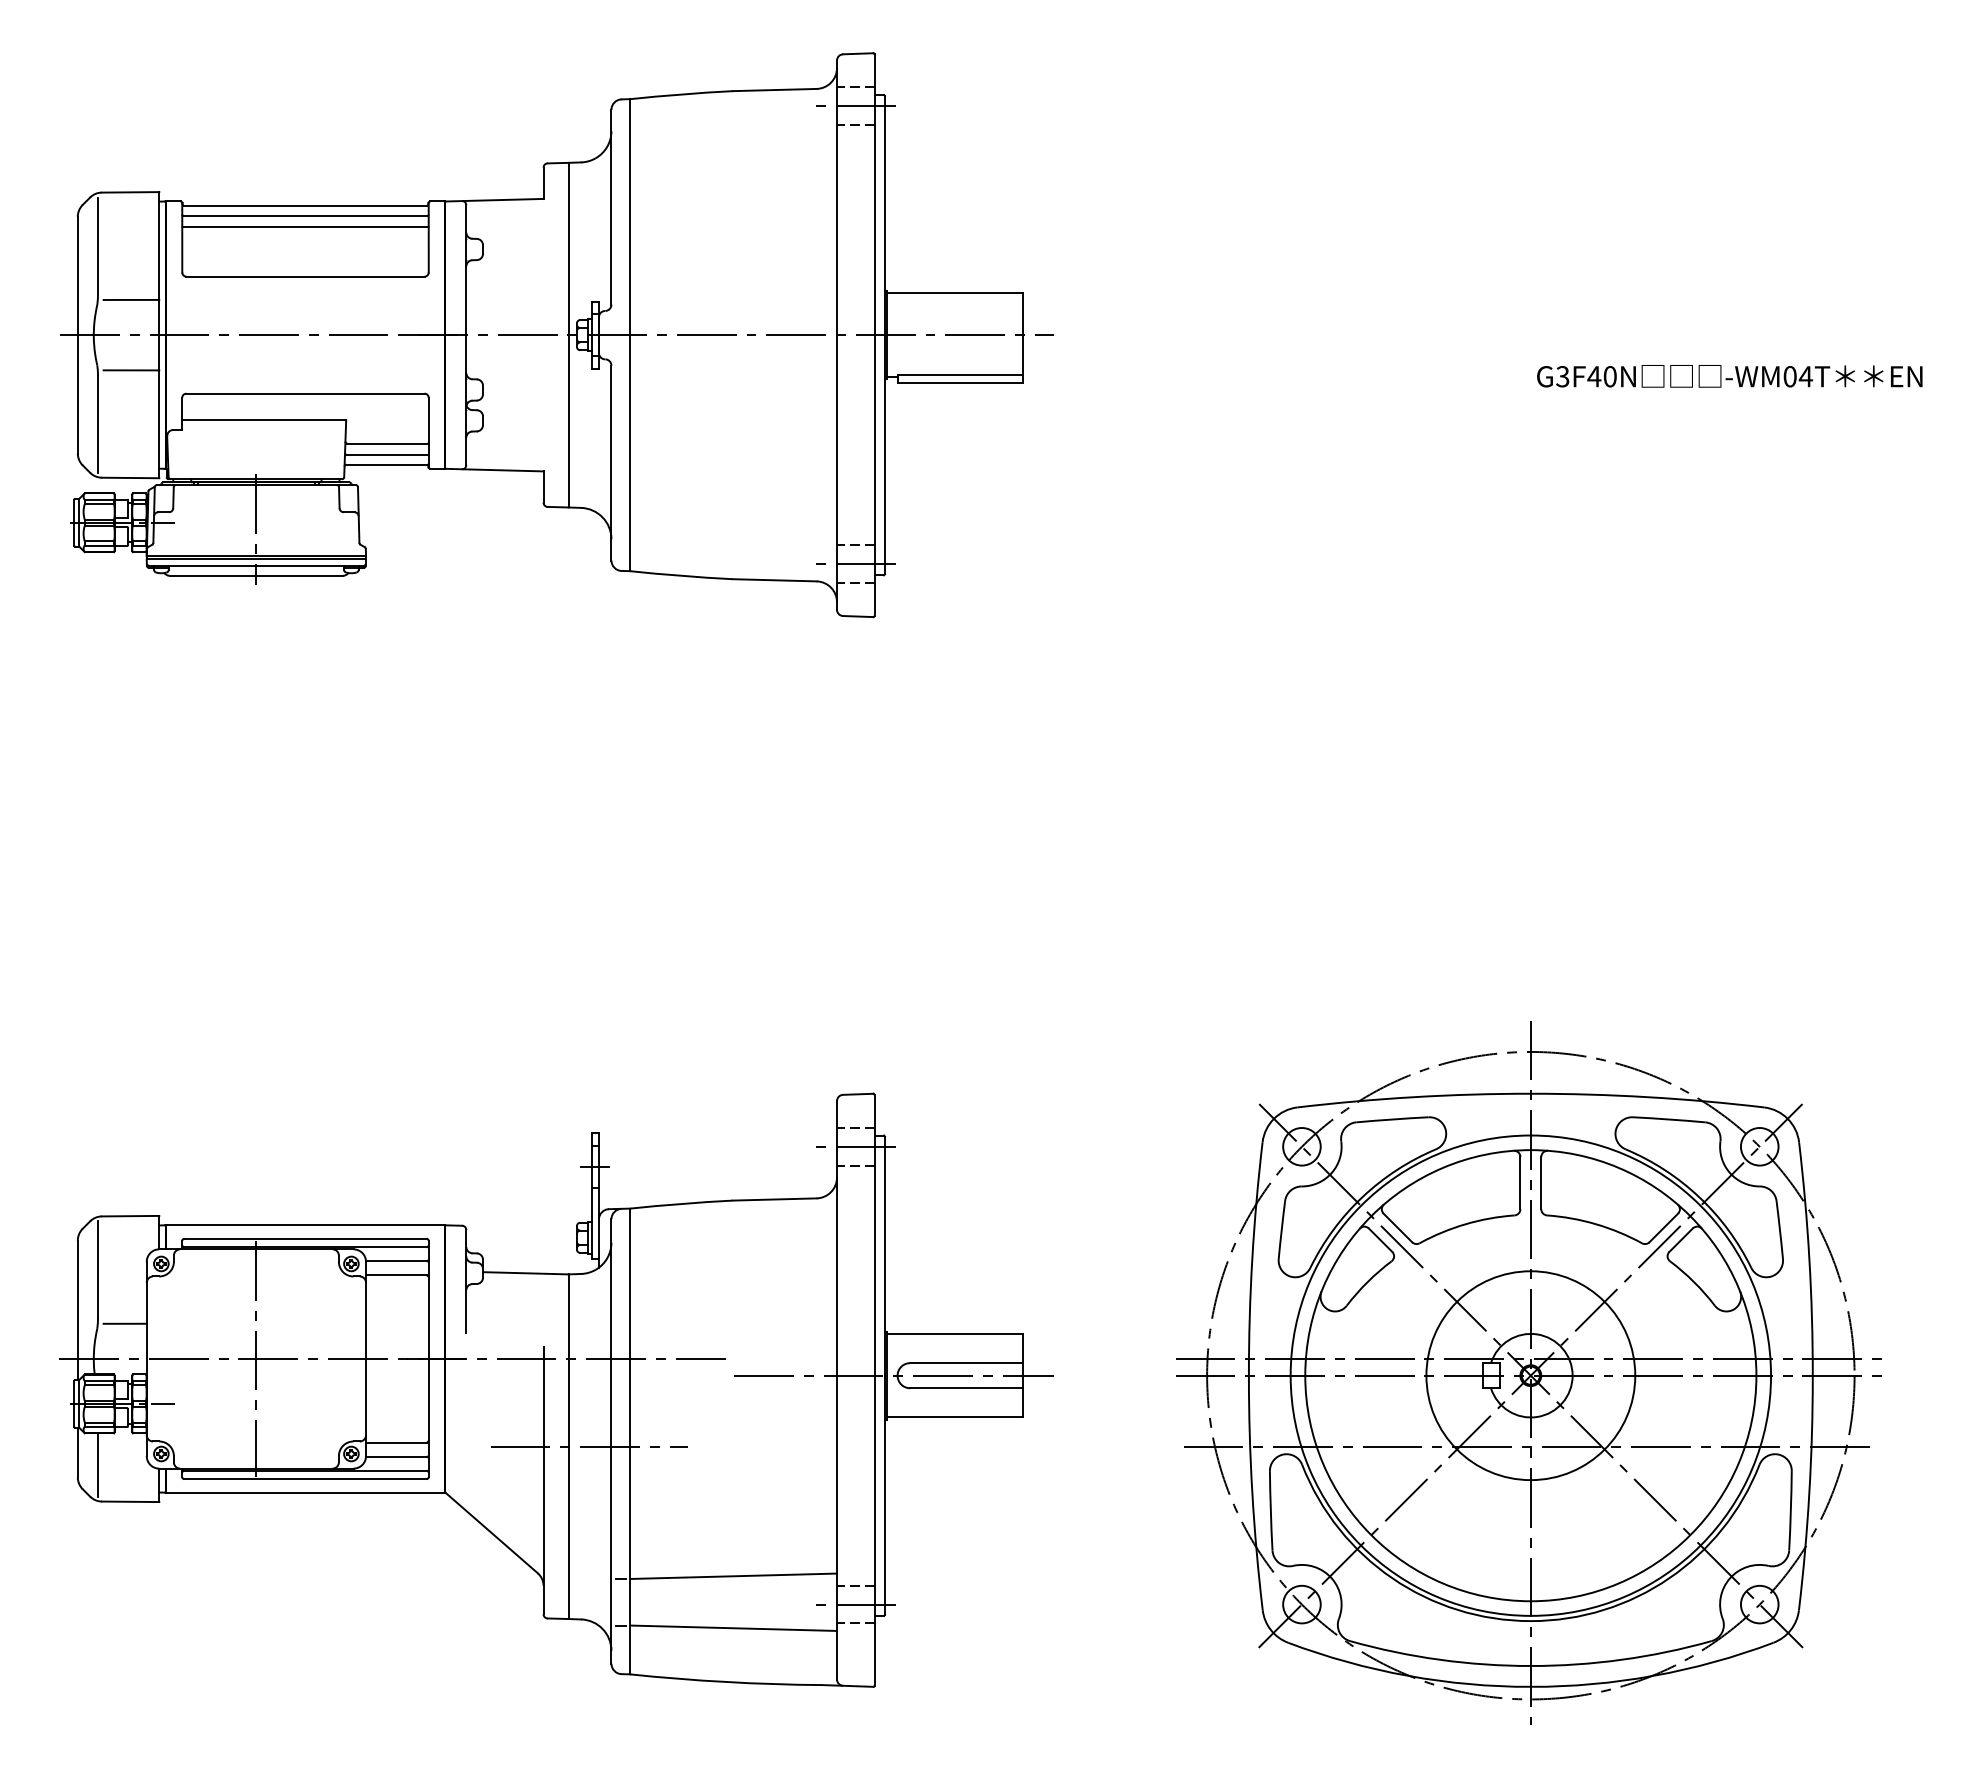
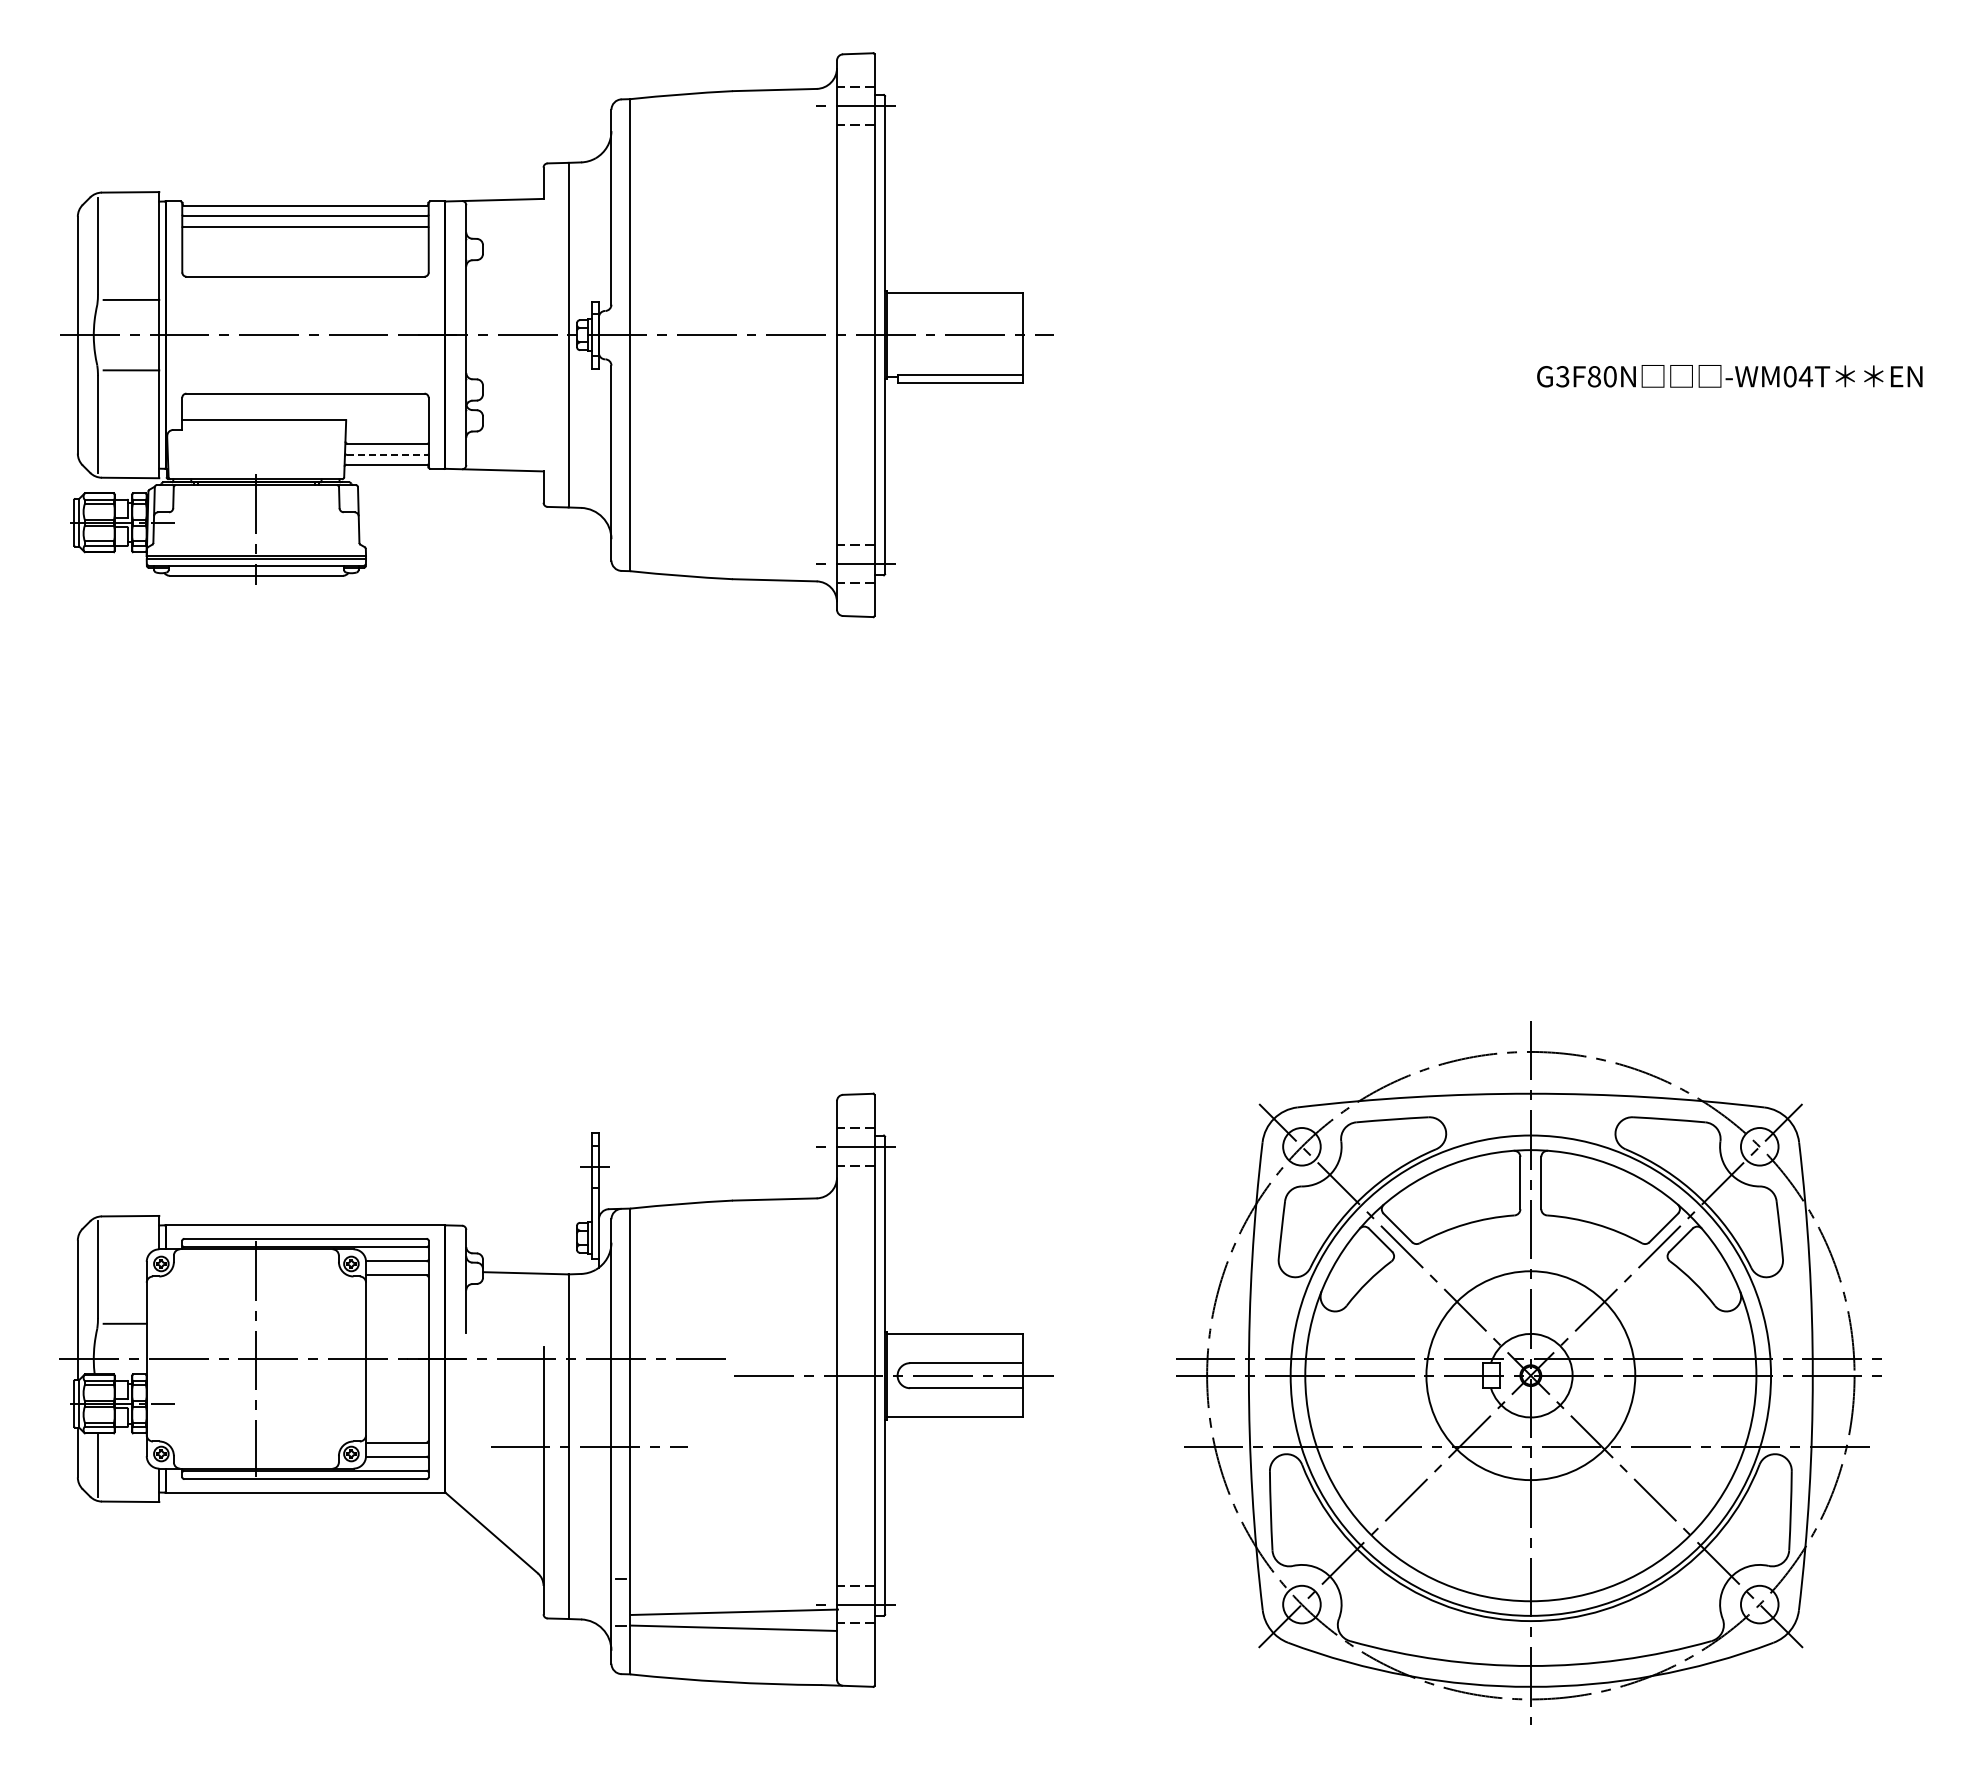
text: G3F40N -> G3F80N (1594, 376)
line: solid -> dashed (387, 454)
line position: (733, 1575) -> (734, 1611) (734, 1611)
